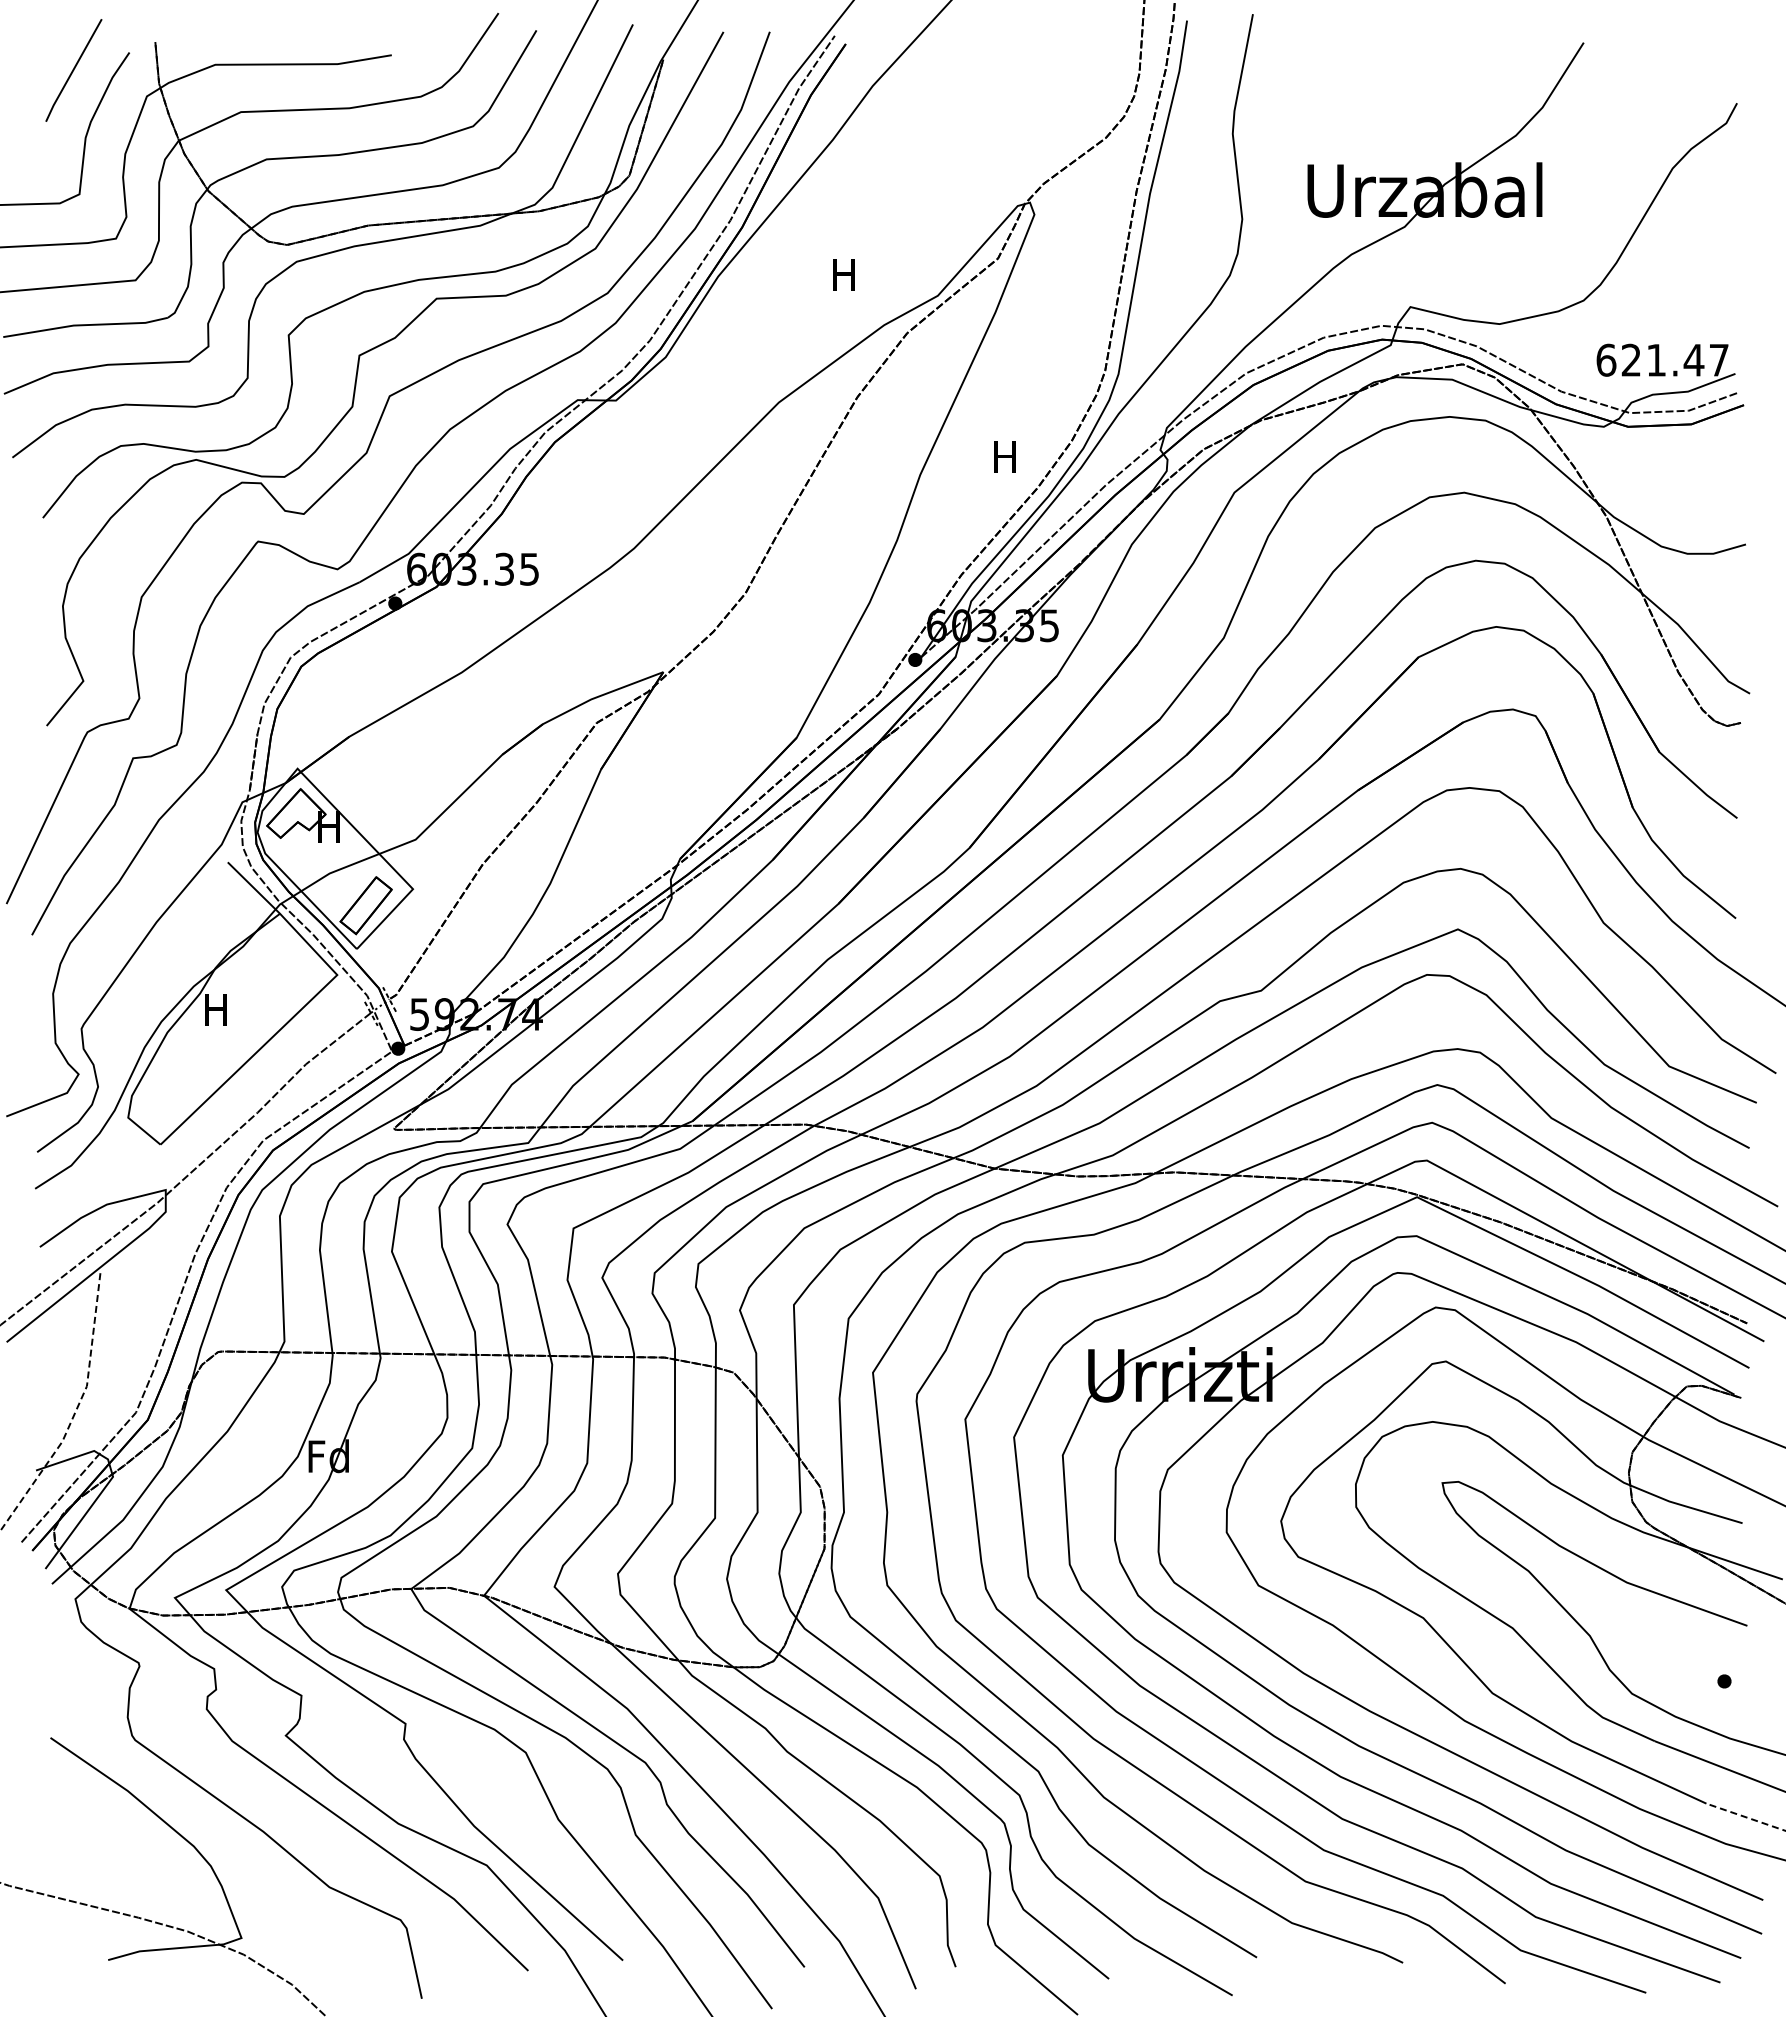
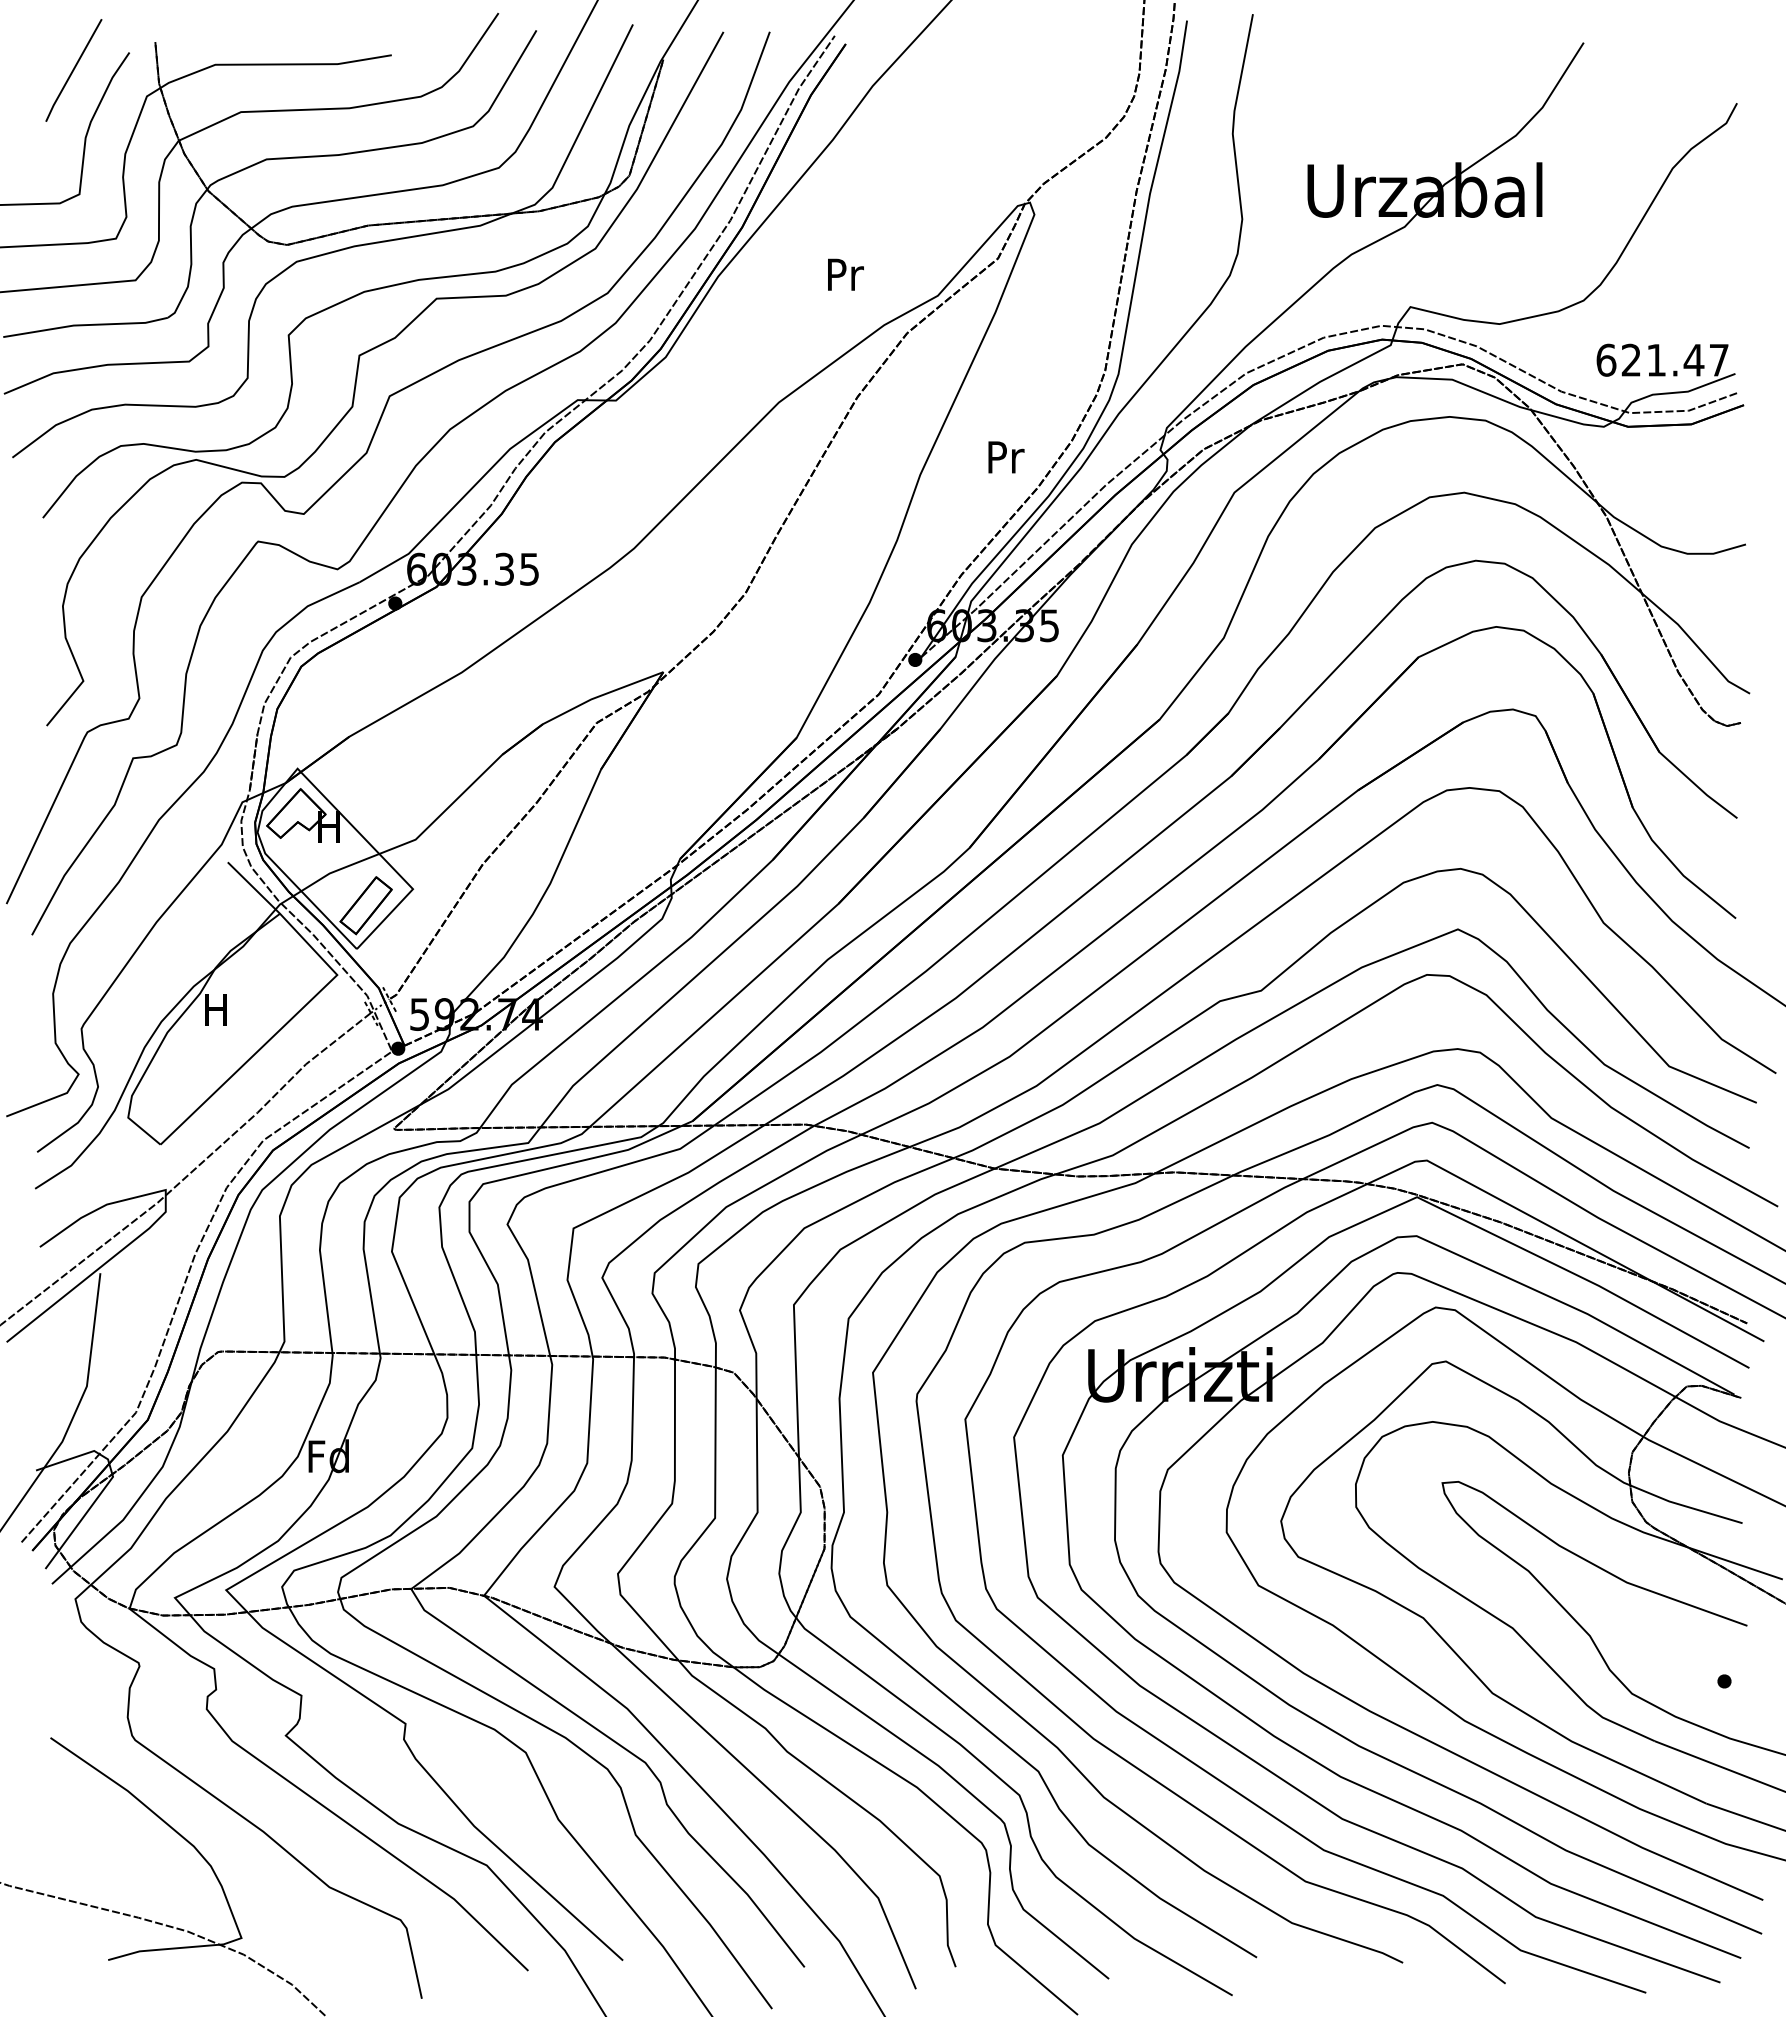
text: H -> Pr (845, 274)
text: H -> Pr (1006, 457)
line: dashed -> solid (75, 1411)
line: dashed -> solid (1746, 1817)
